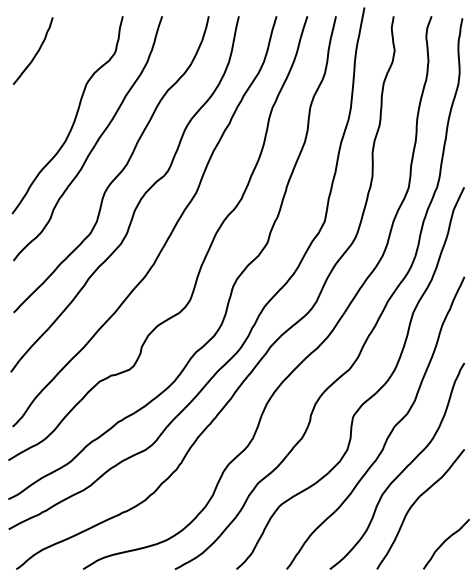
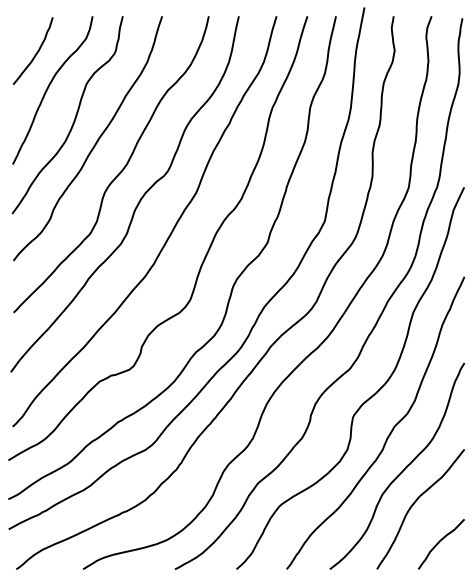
curve: none -> present (48, 89)
curve position: (445, 542) -> (440, 542) (440, 542)
